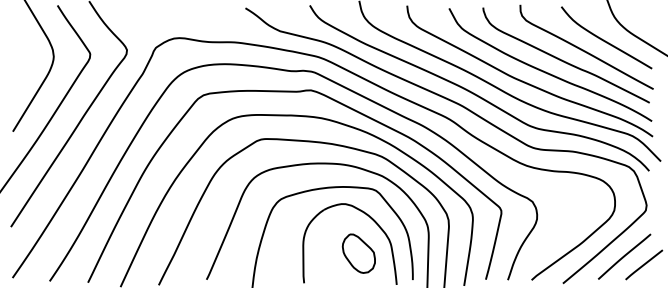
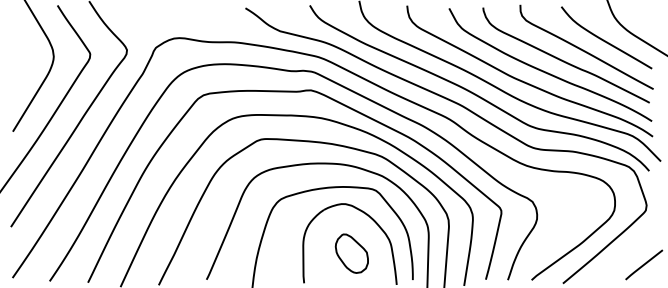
part position: (358, 253) -> (351, 253) (351, 253)
line: present -> none (624, 256)
